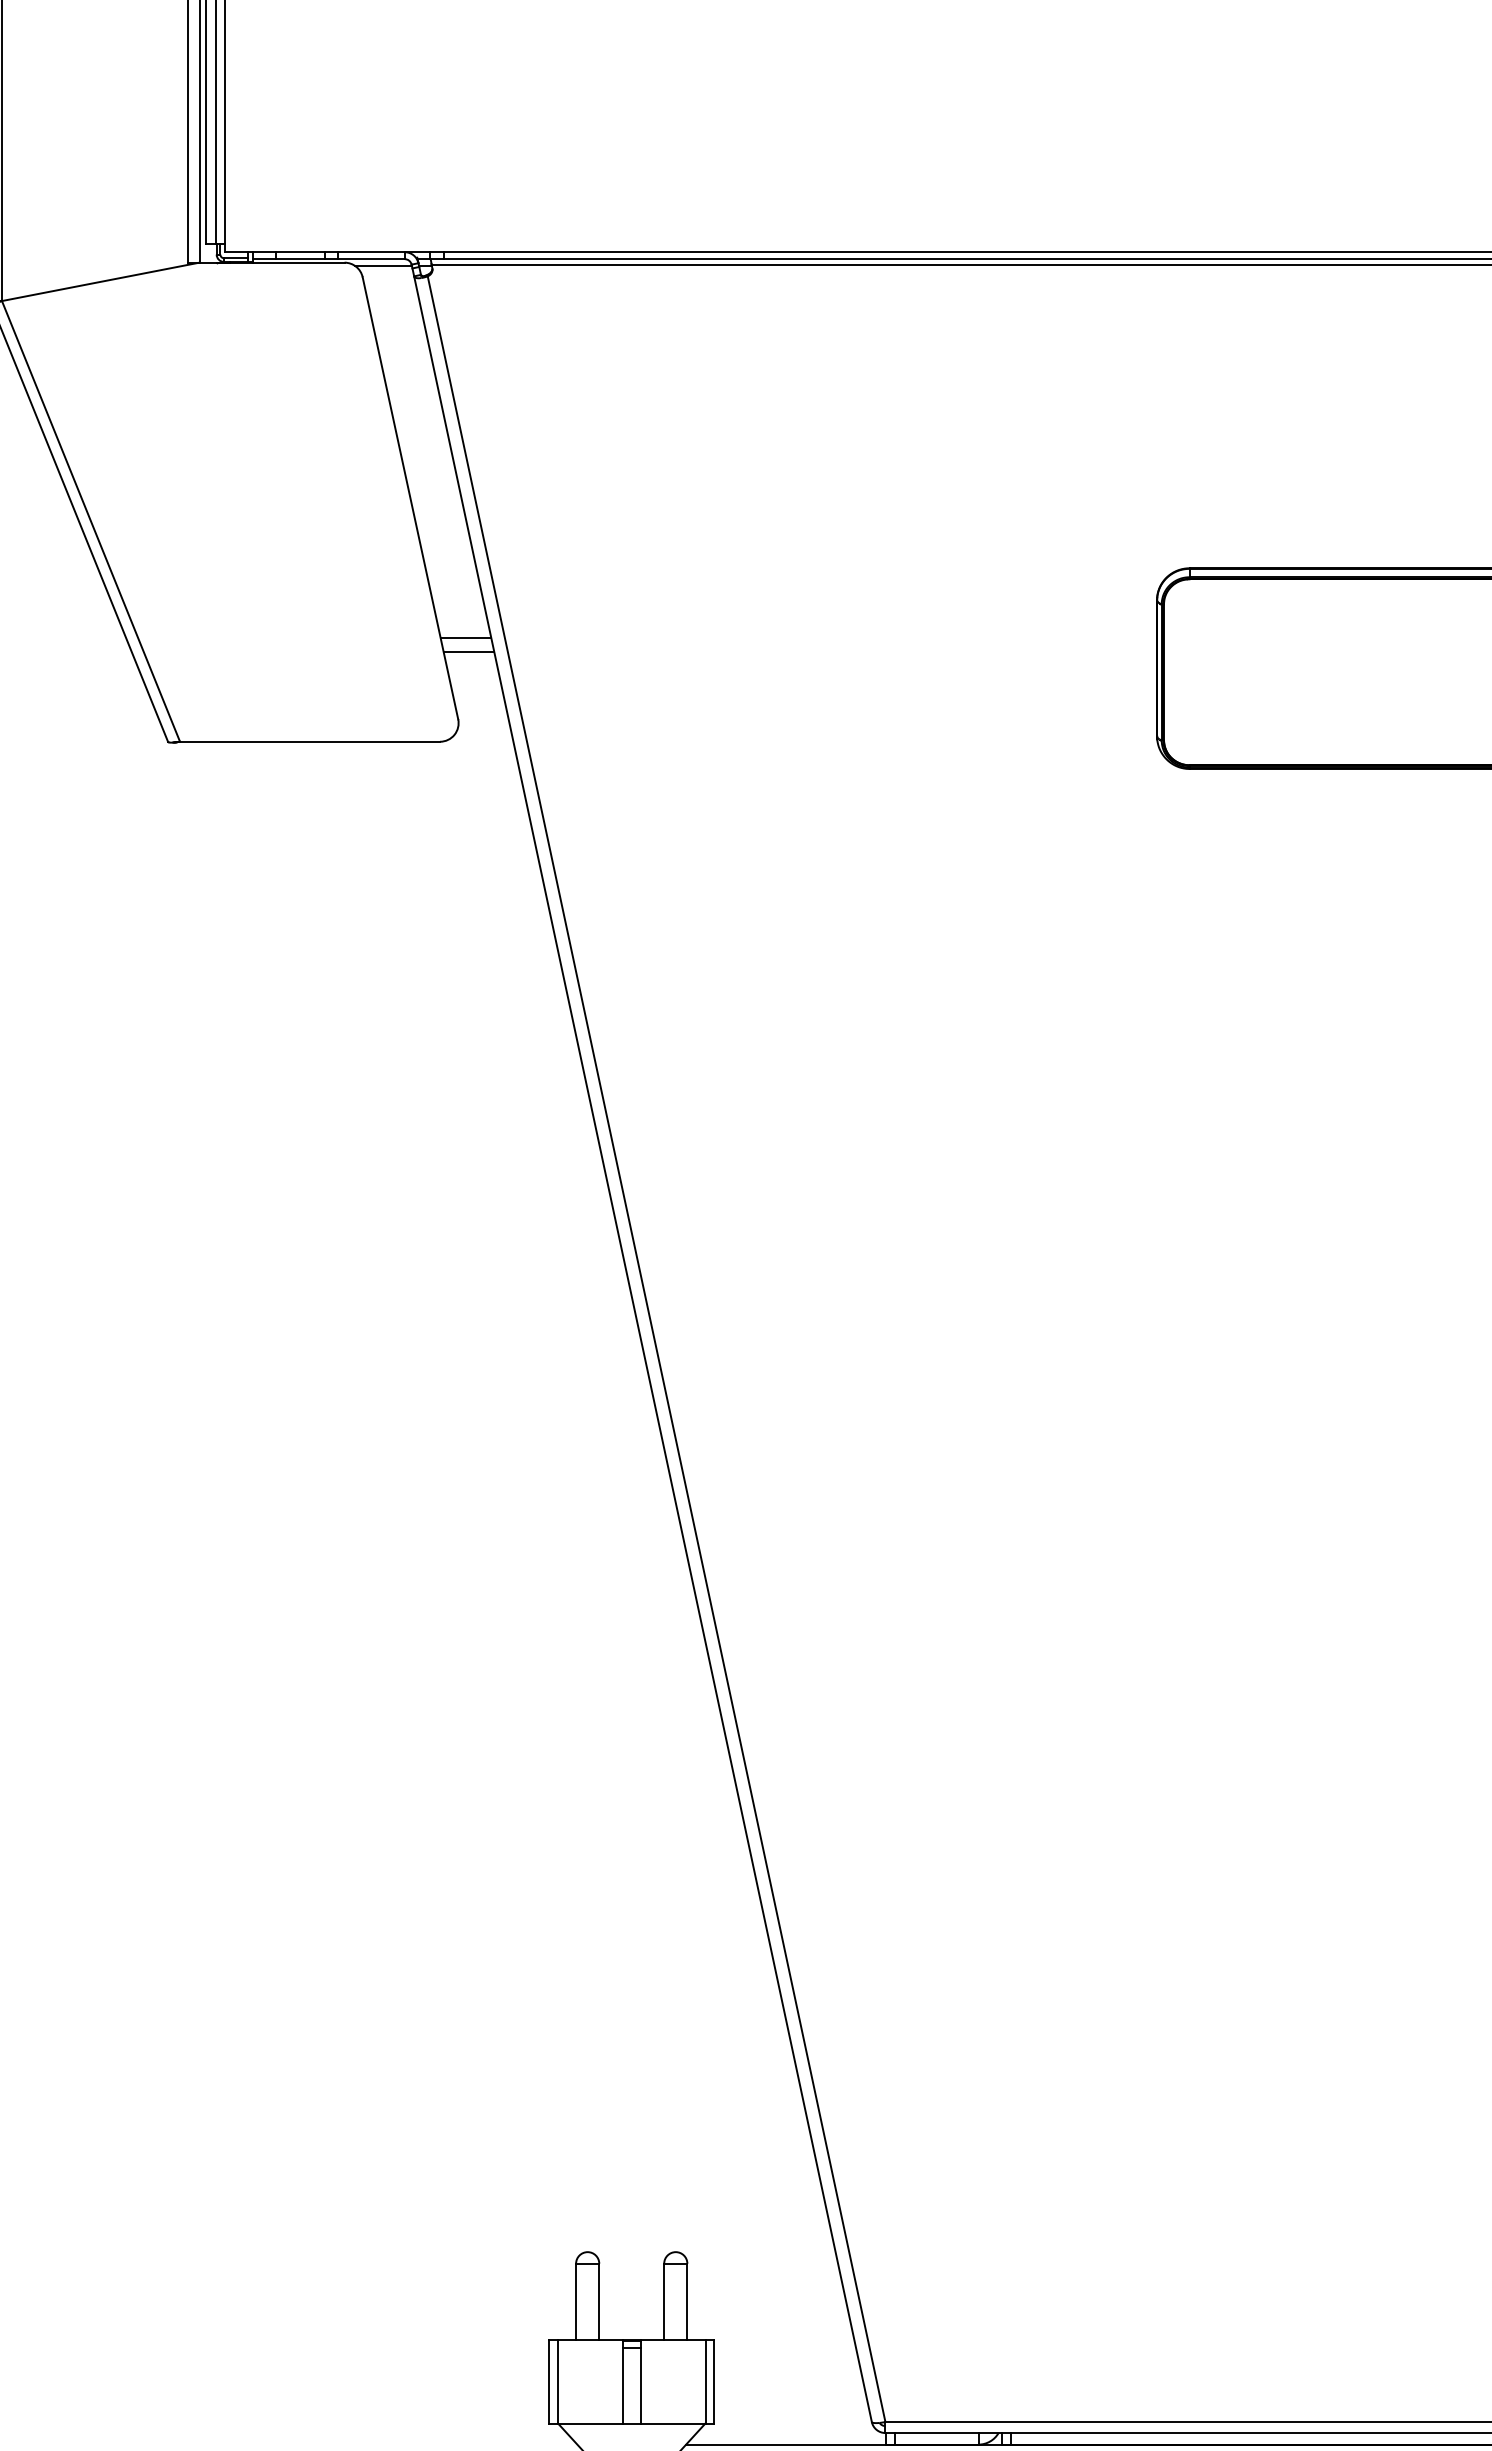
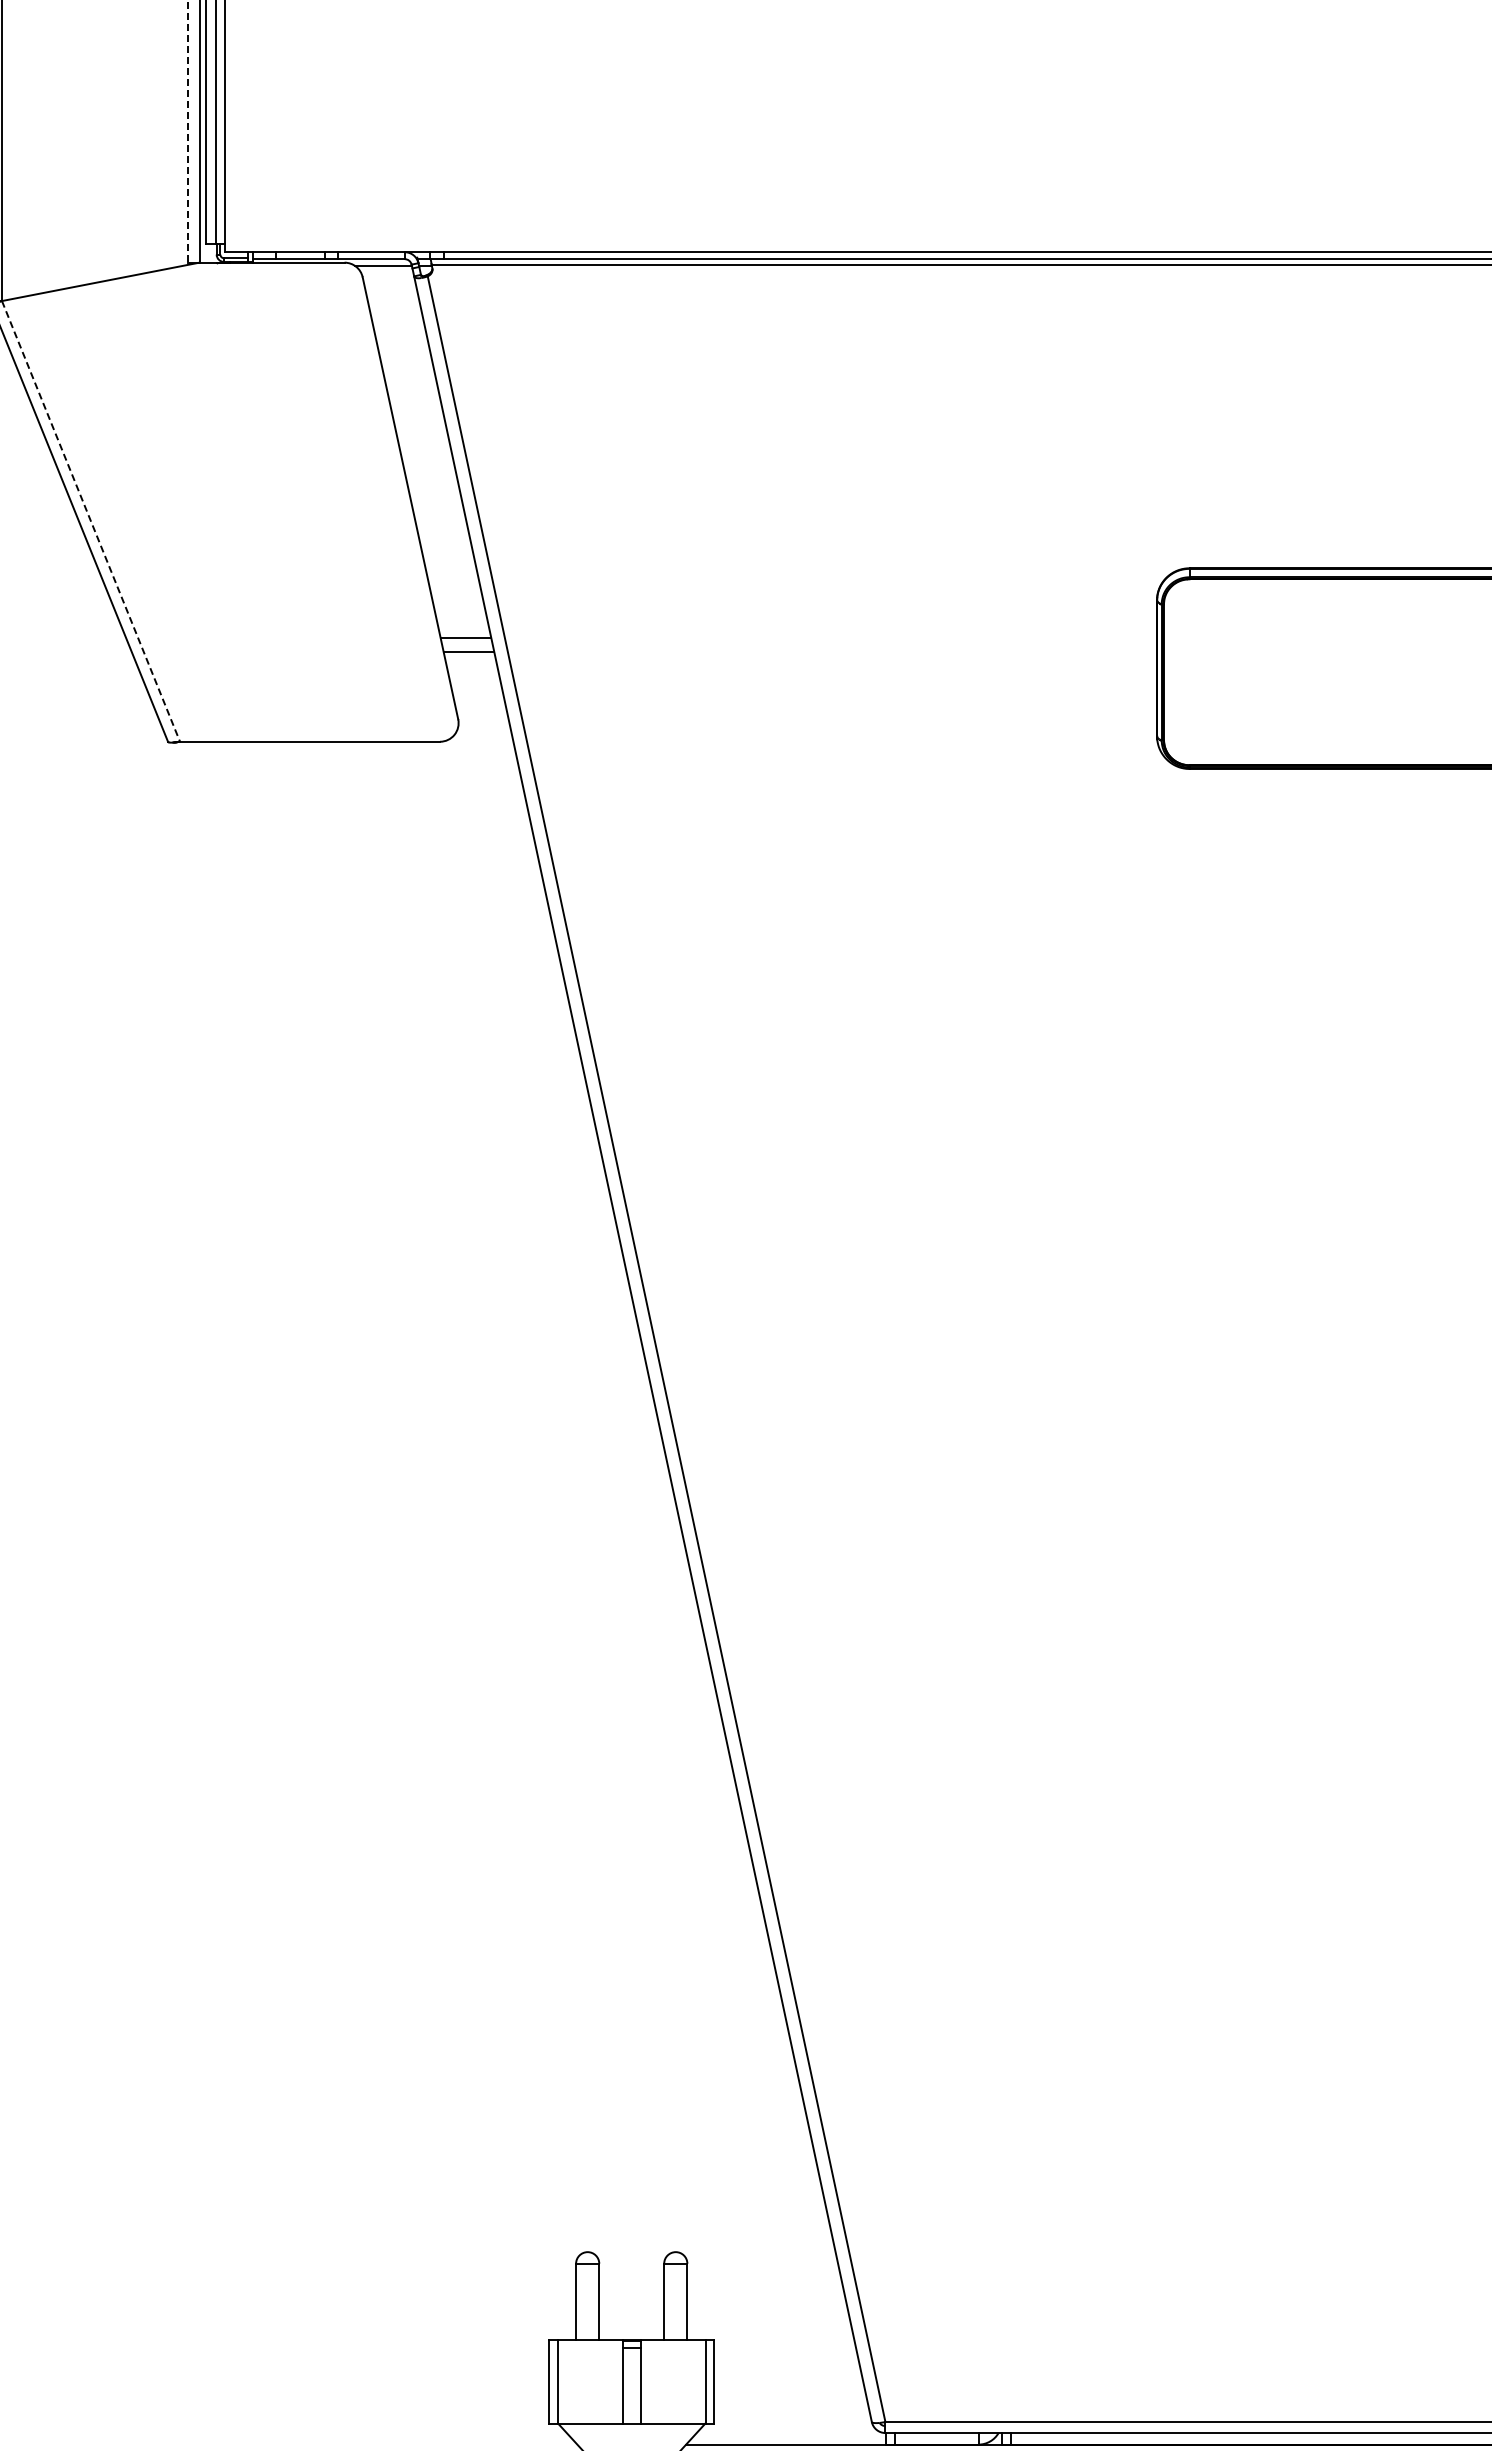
line: solid -> dashed (188, 131)
line: solid -> dashed (91, 521)
